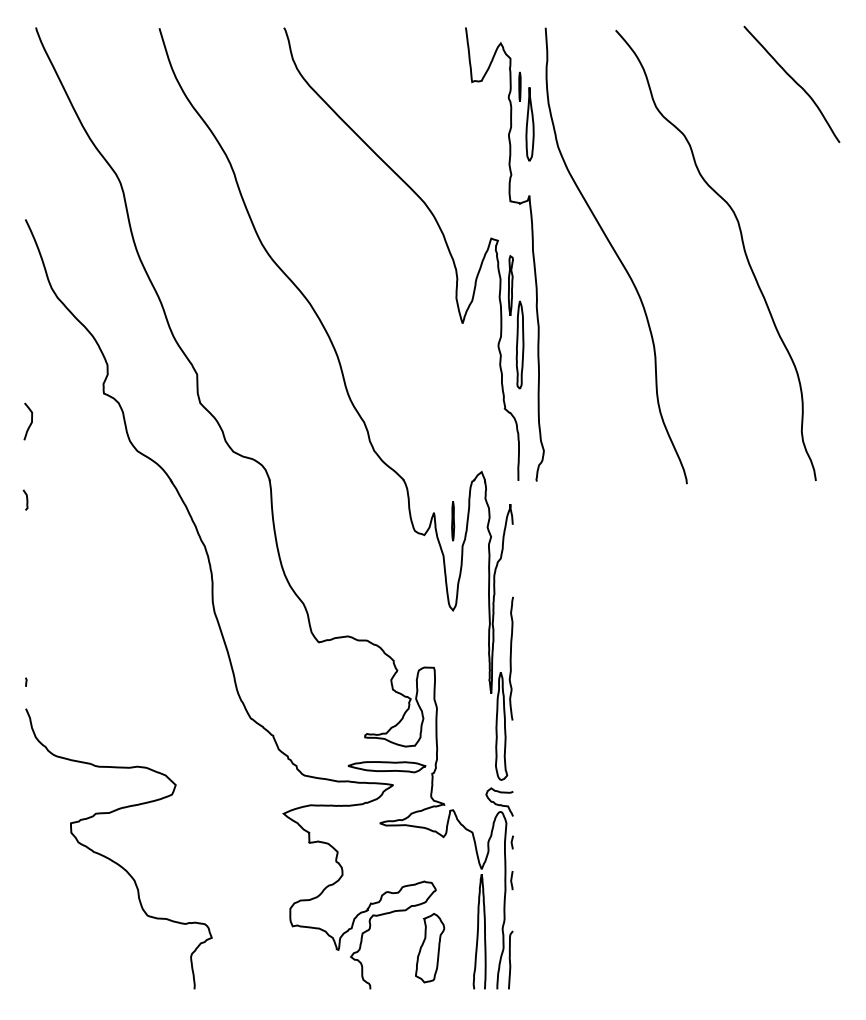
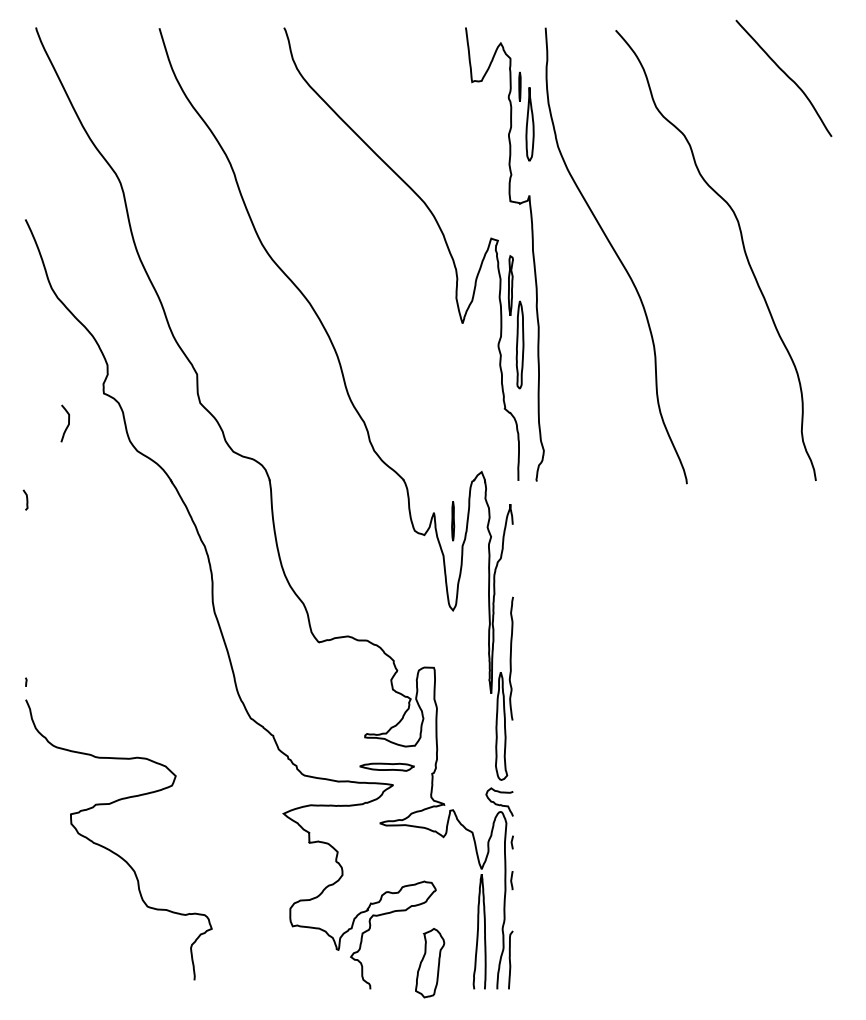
curve position: (793, 81) -> (785, 75) (785, 75)
curve position: (30, 422) -> (67, 424) (67, 424)
part size: 80x13 px -> 56x10 px (386, 766)
curve position: (112, 859) -> (112, 850) (112, 850)
part position: (430, 948) -> (430, 963) (430, 963)
